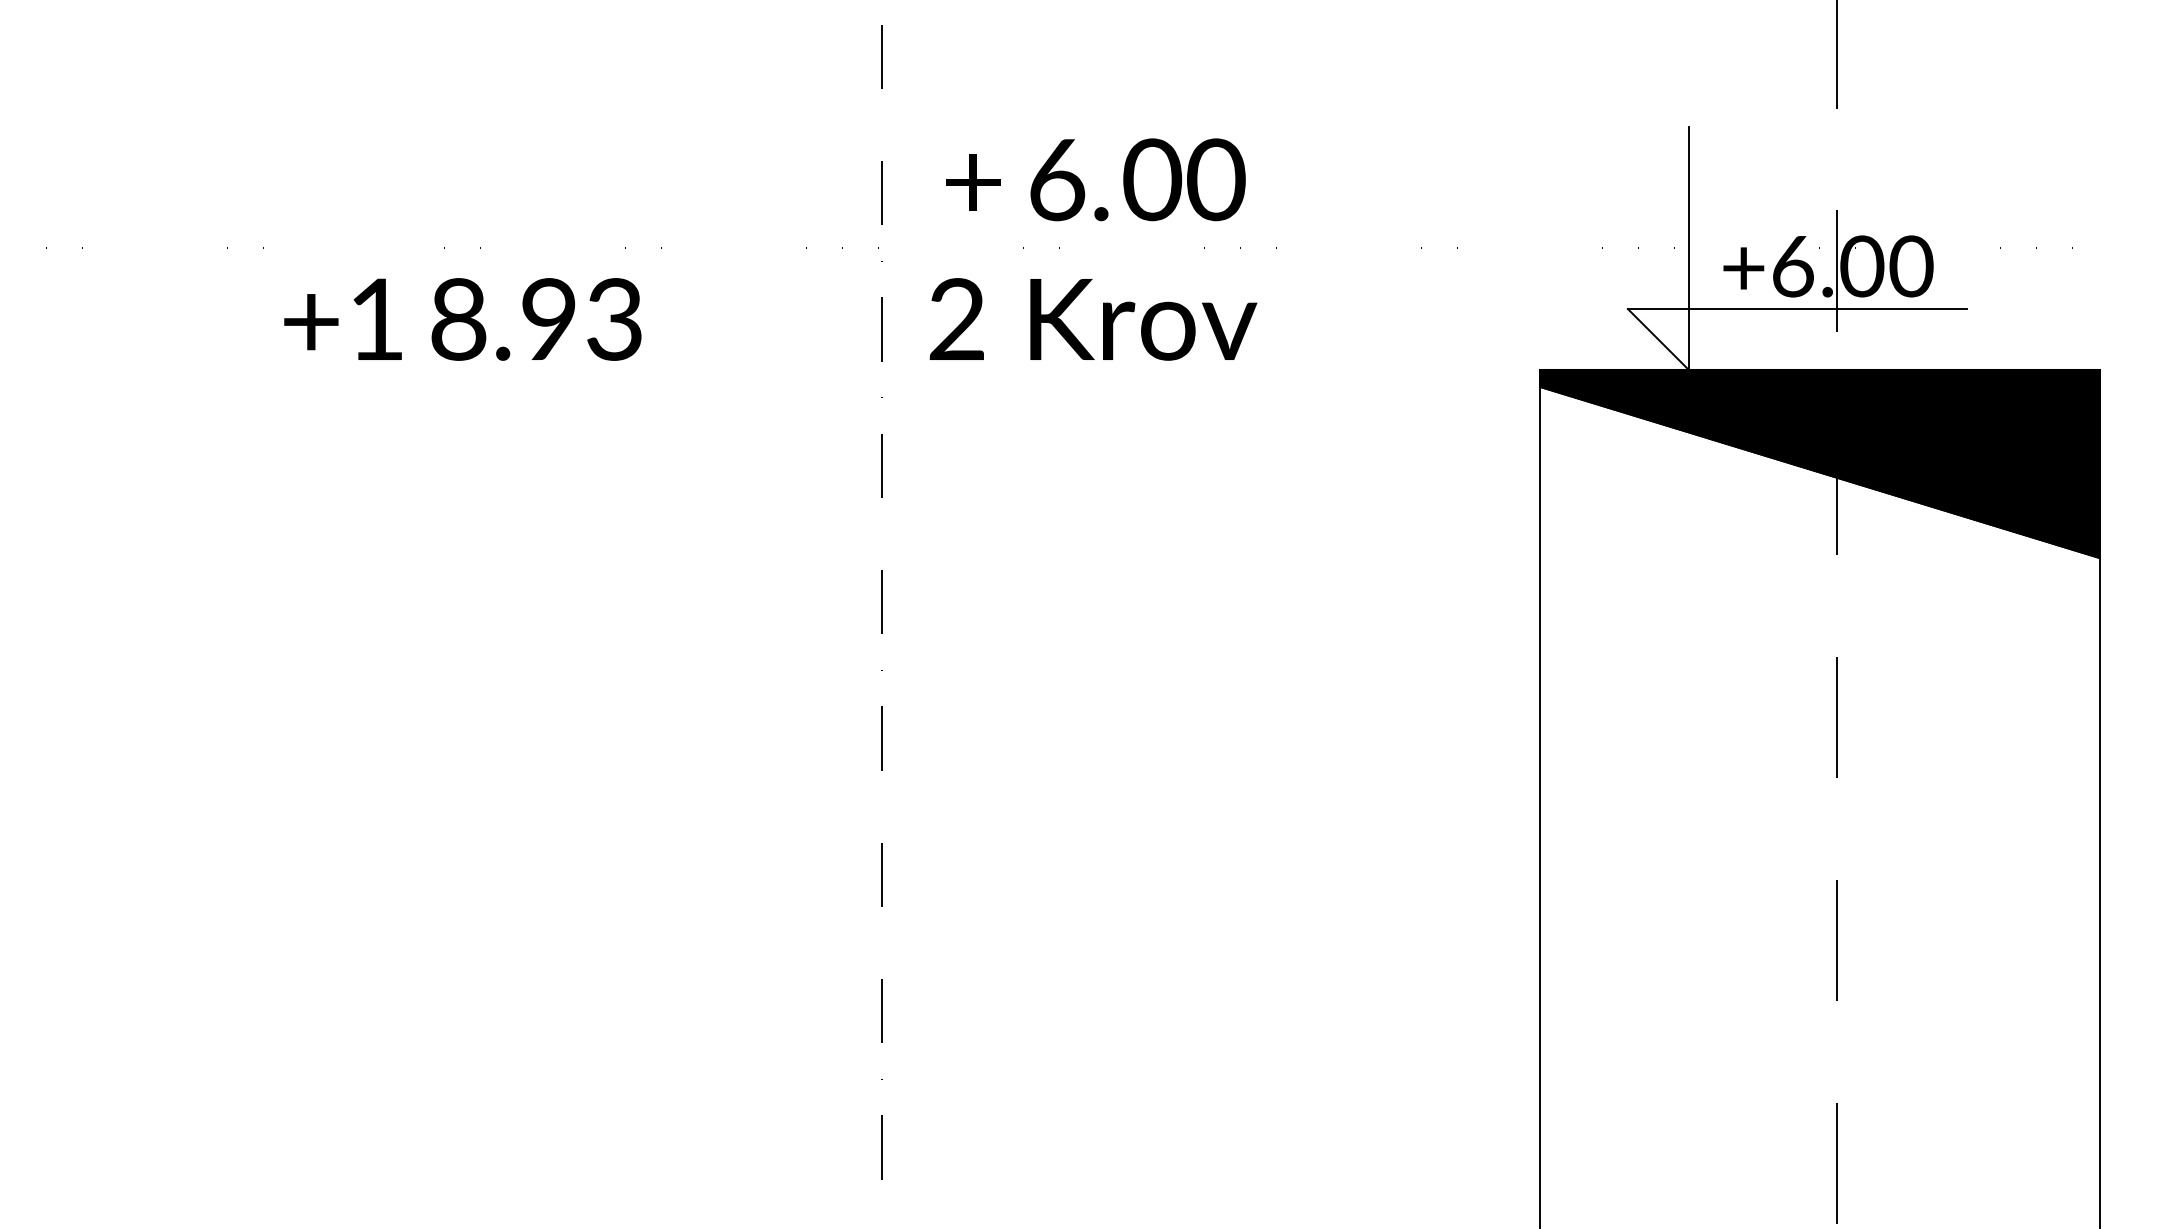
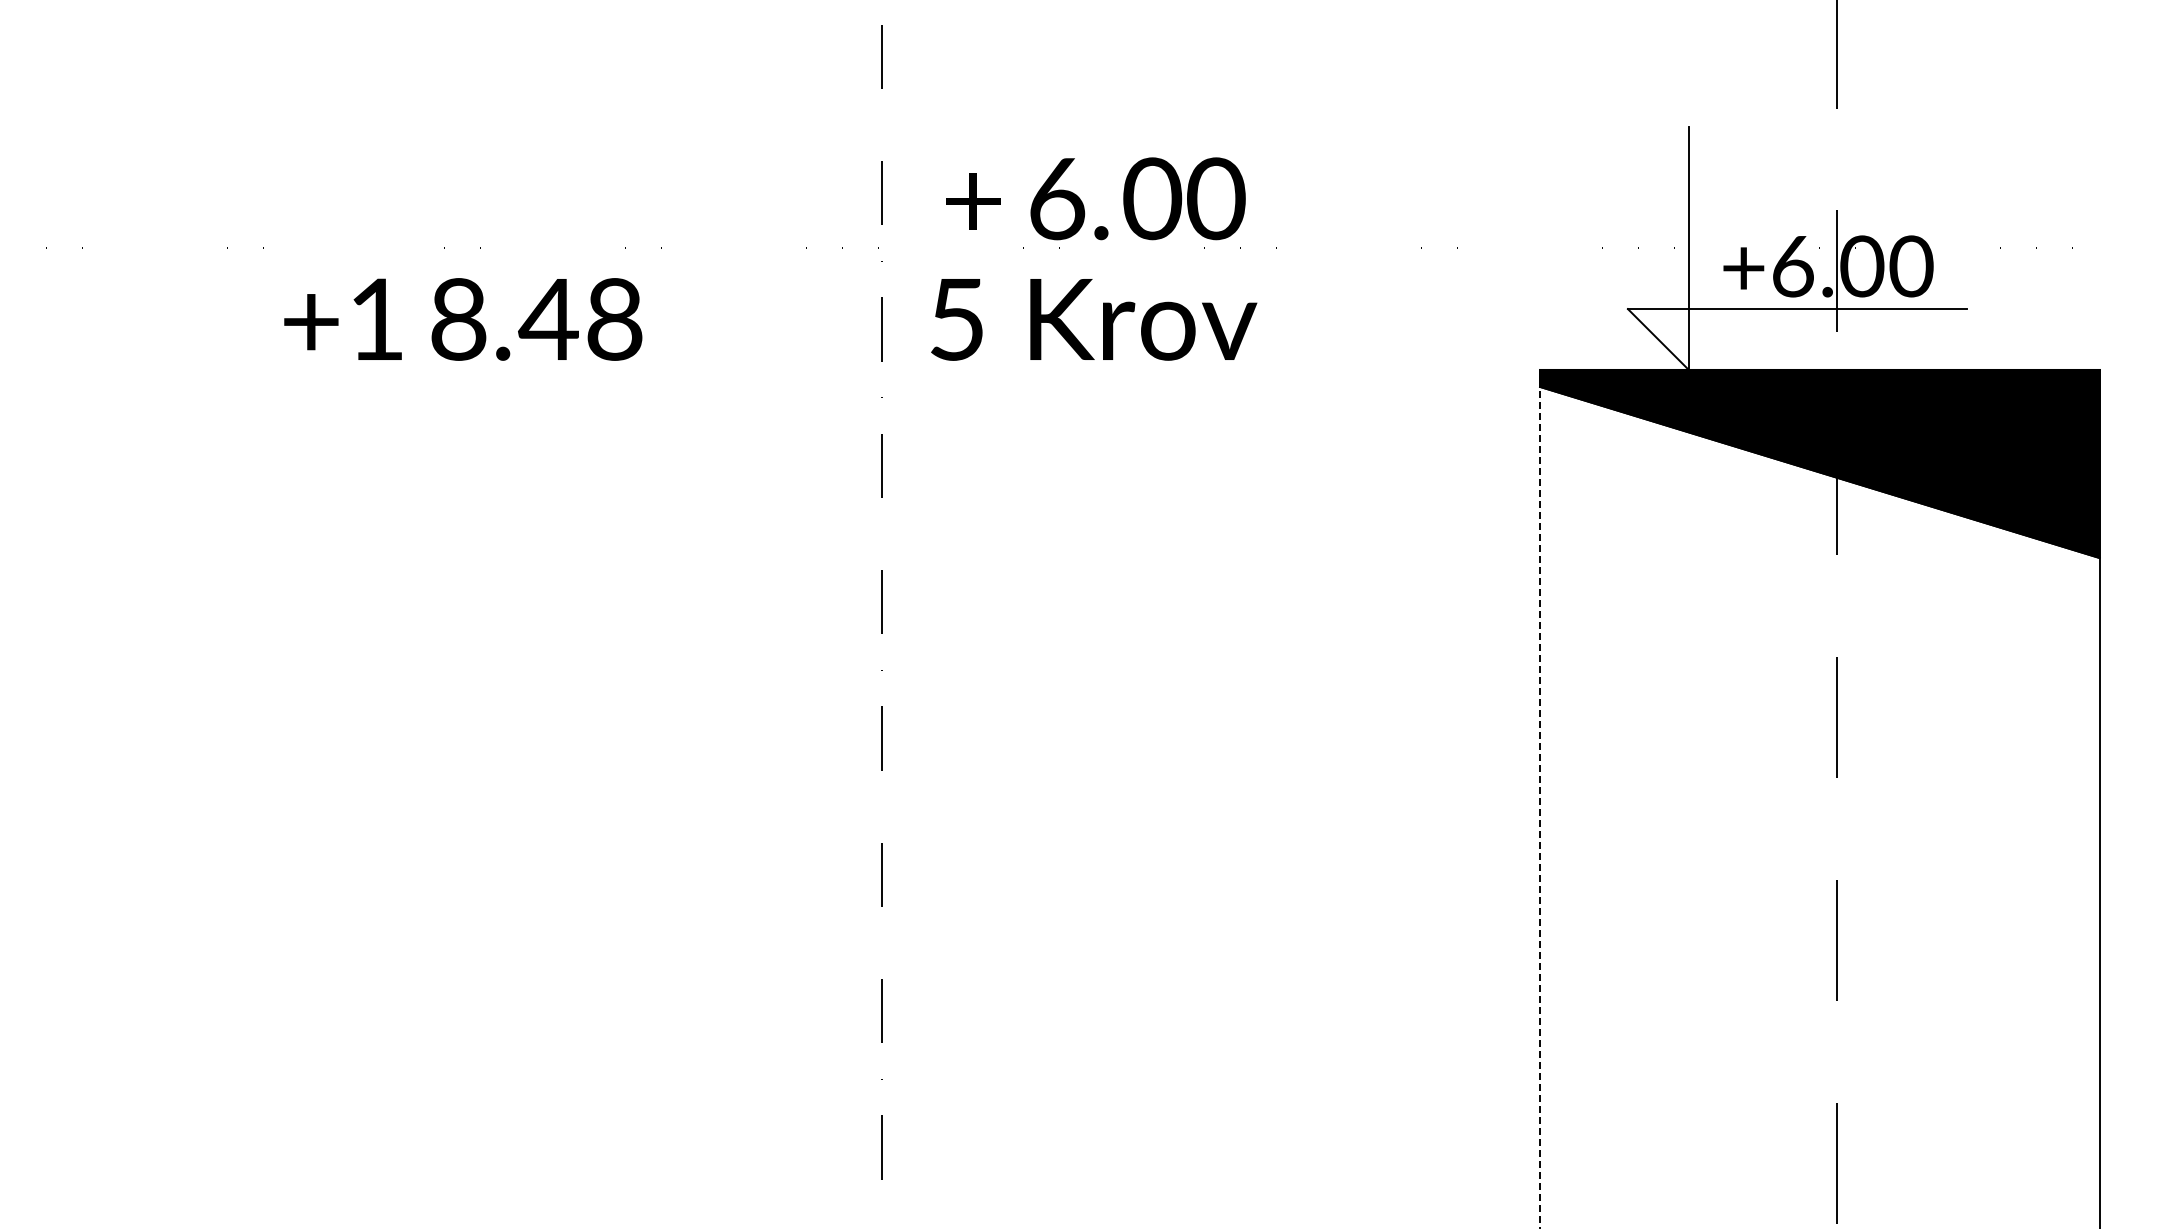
text position: (1095, 179) -> (1095, 198) (1095, 198)
text: .93 -> .48 (580, 319)
text: 2 -> 5 (956, 319)
line: solid -> dashed (1540, 807)
